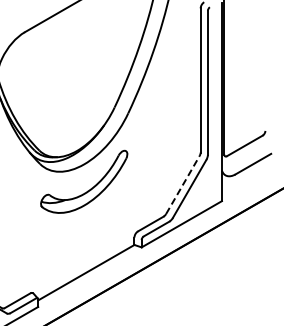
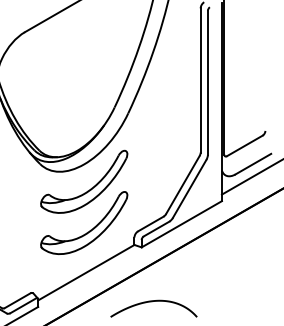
line: none -> present (250, 177)
line: dashed -> solid (183, 184)
part: none -> present (90, 229)
curve: none -> present (152, 302)
